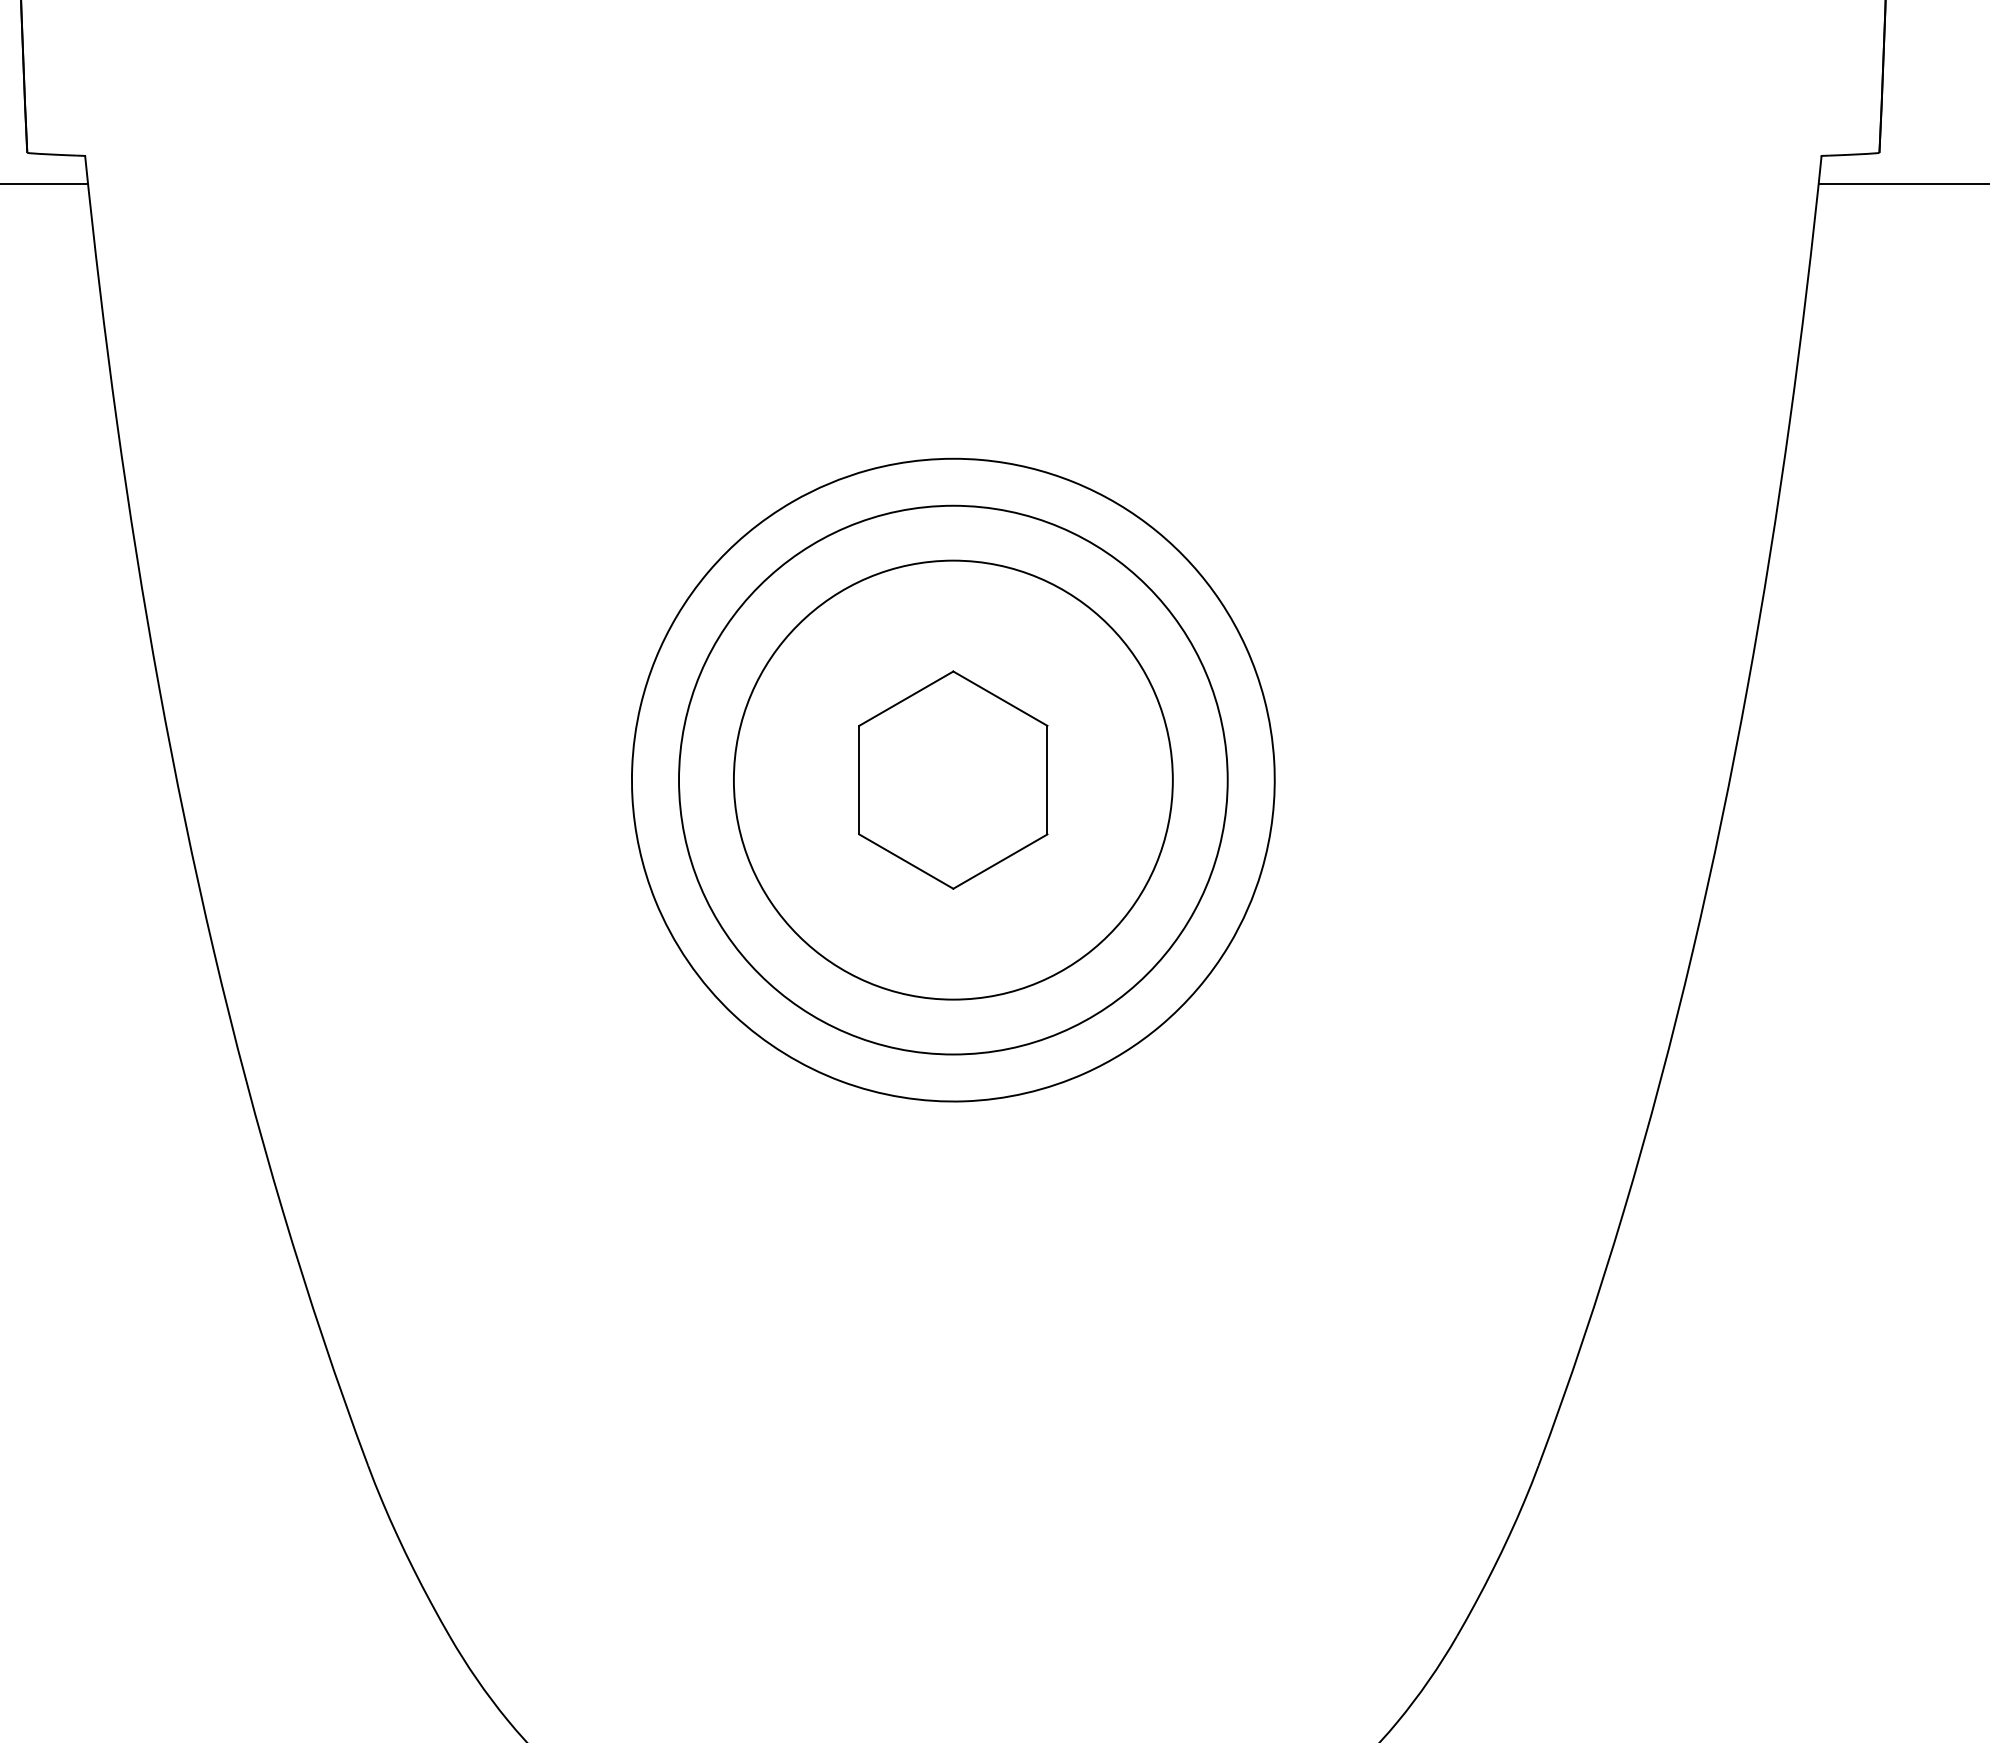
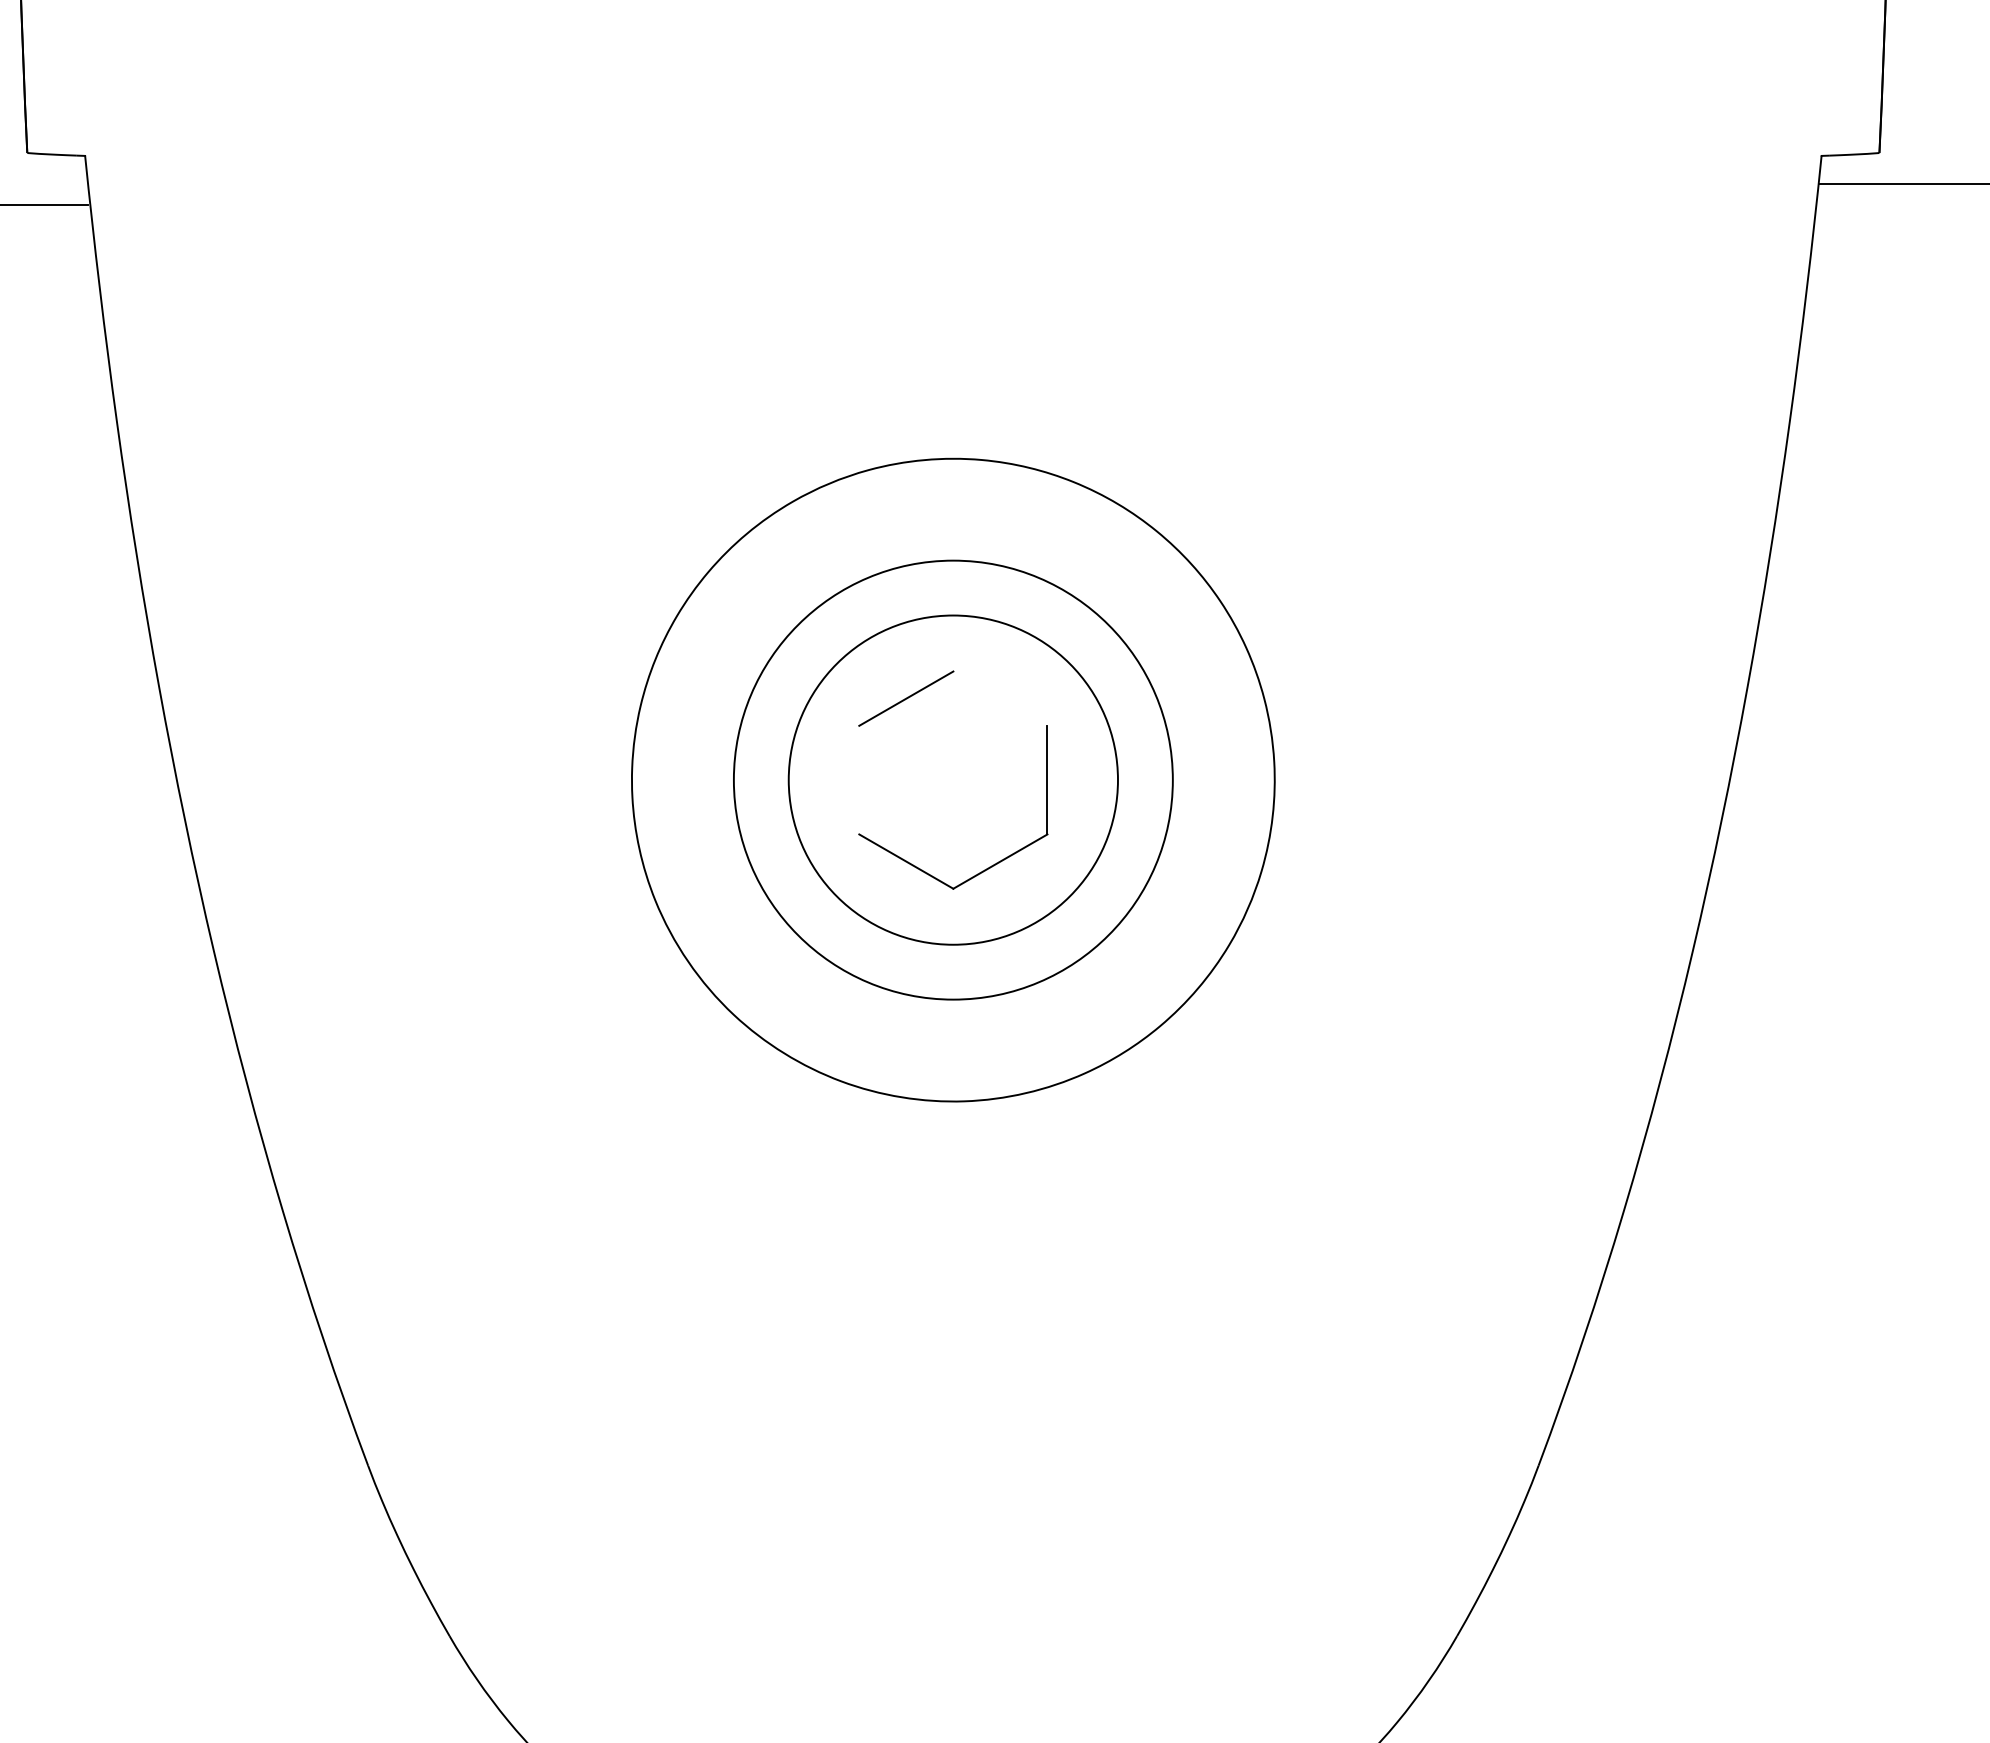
line position: (45, 184) -> (45, 205) (45, 205)
line: present -> none (1000, 698)
line: present -> none (859, 779)
circle diameter: 549 px -> 329 px (952, 779)
